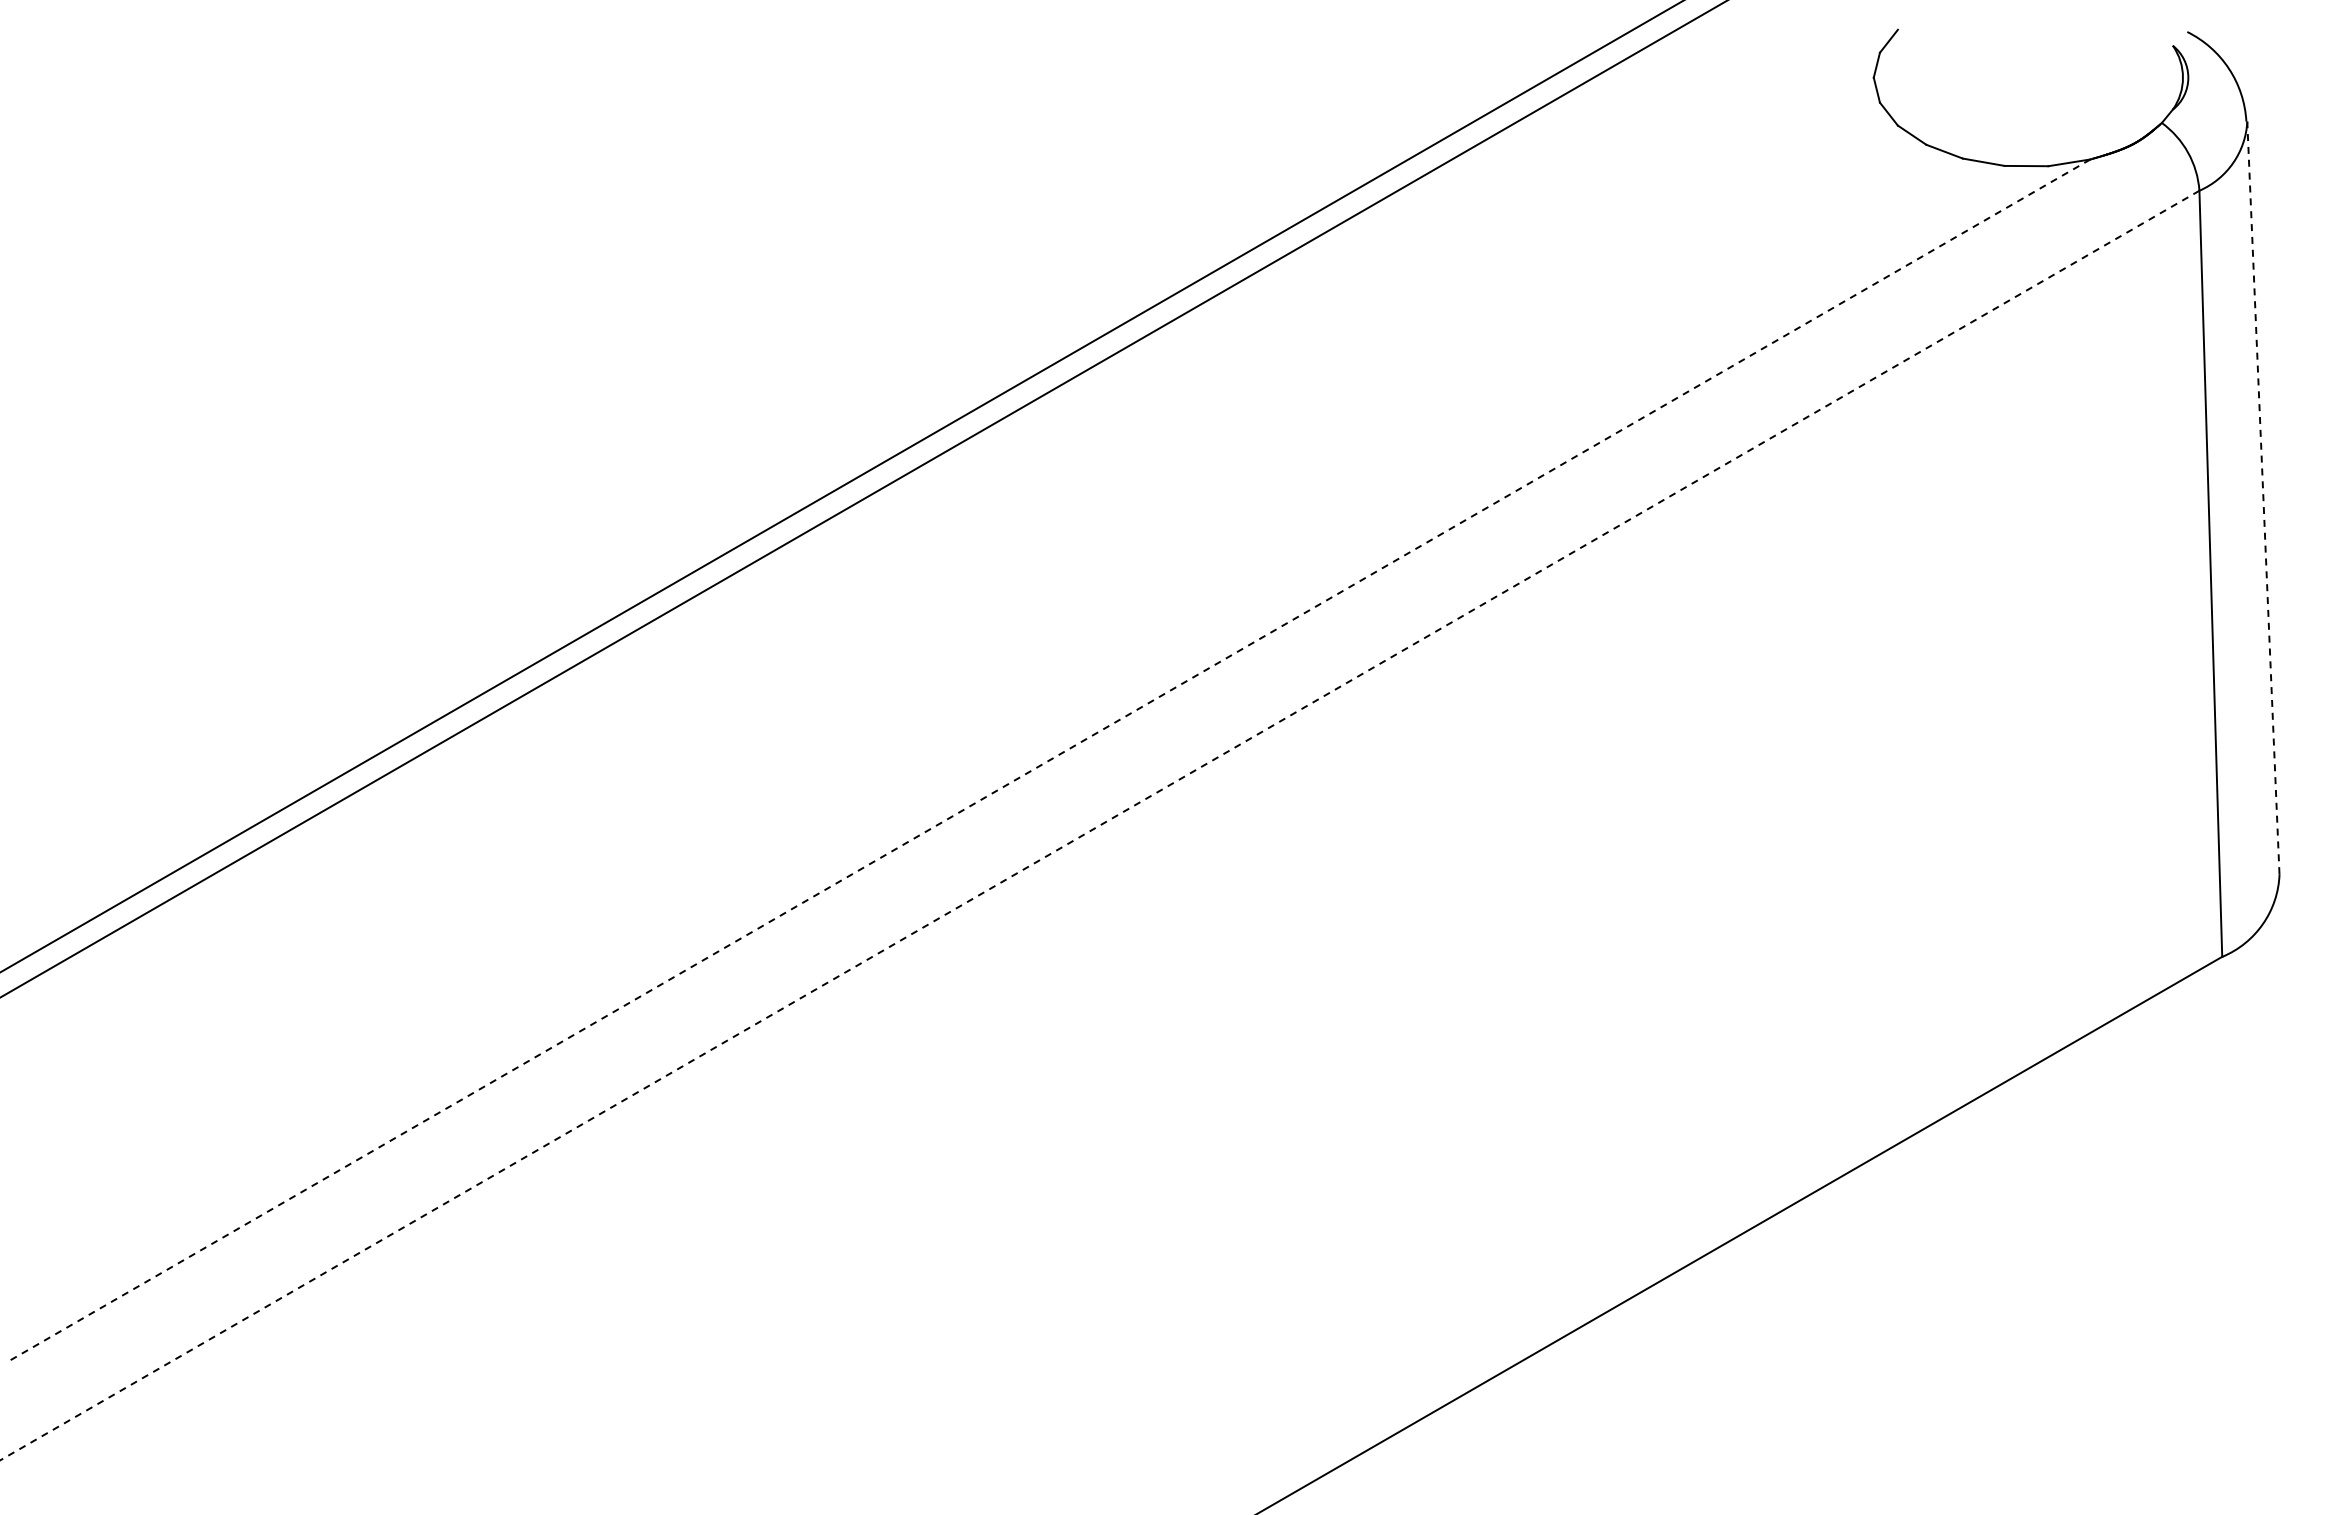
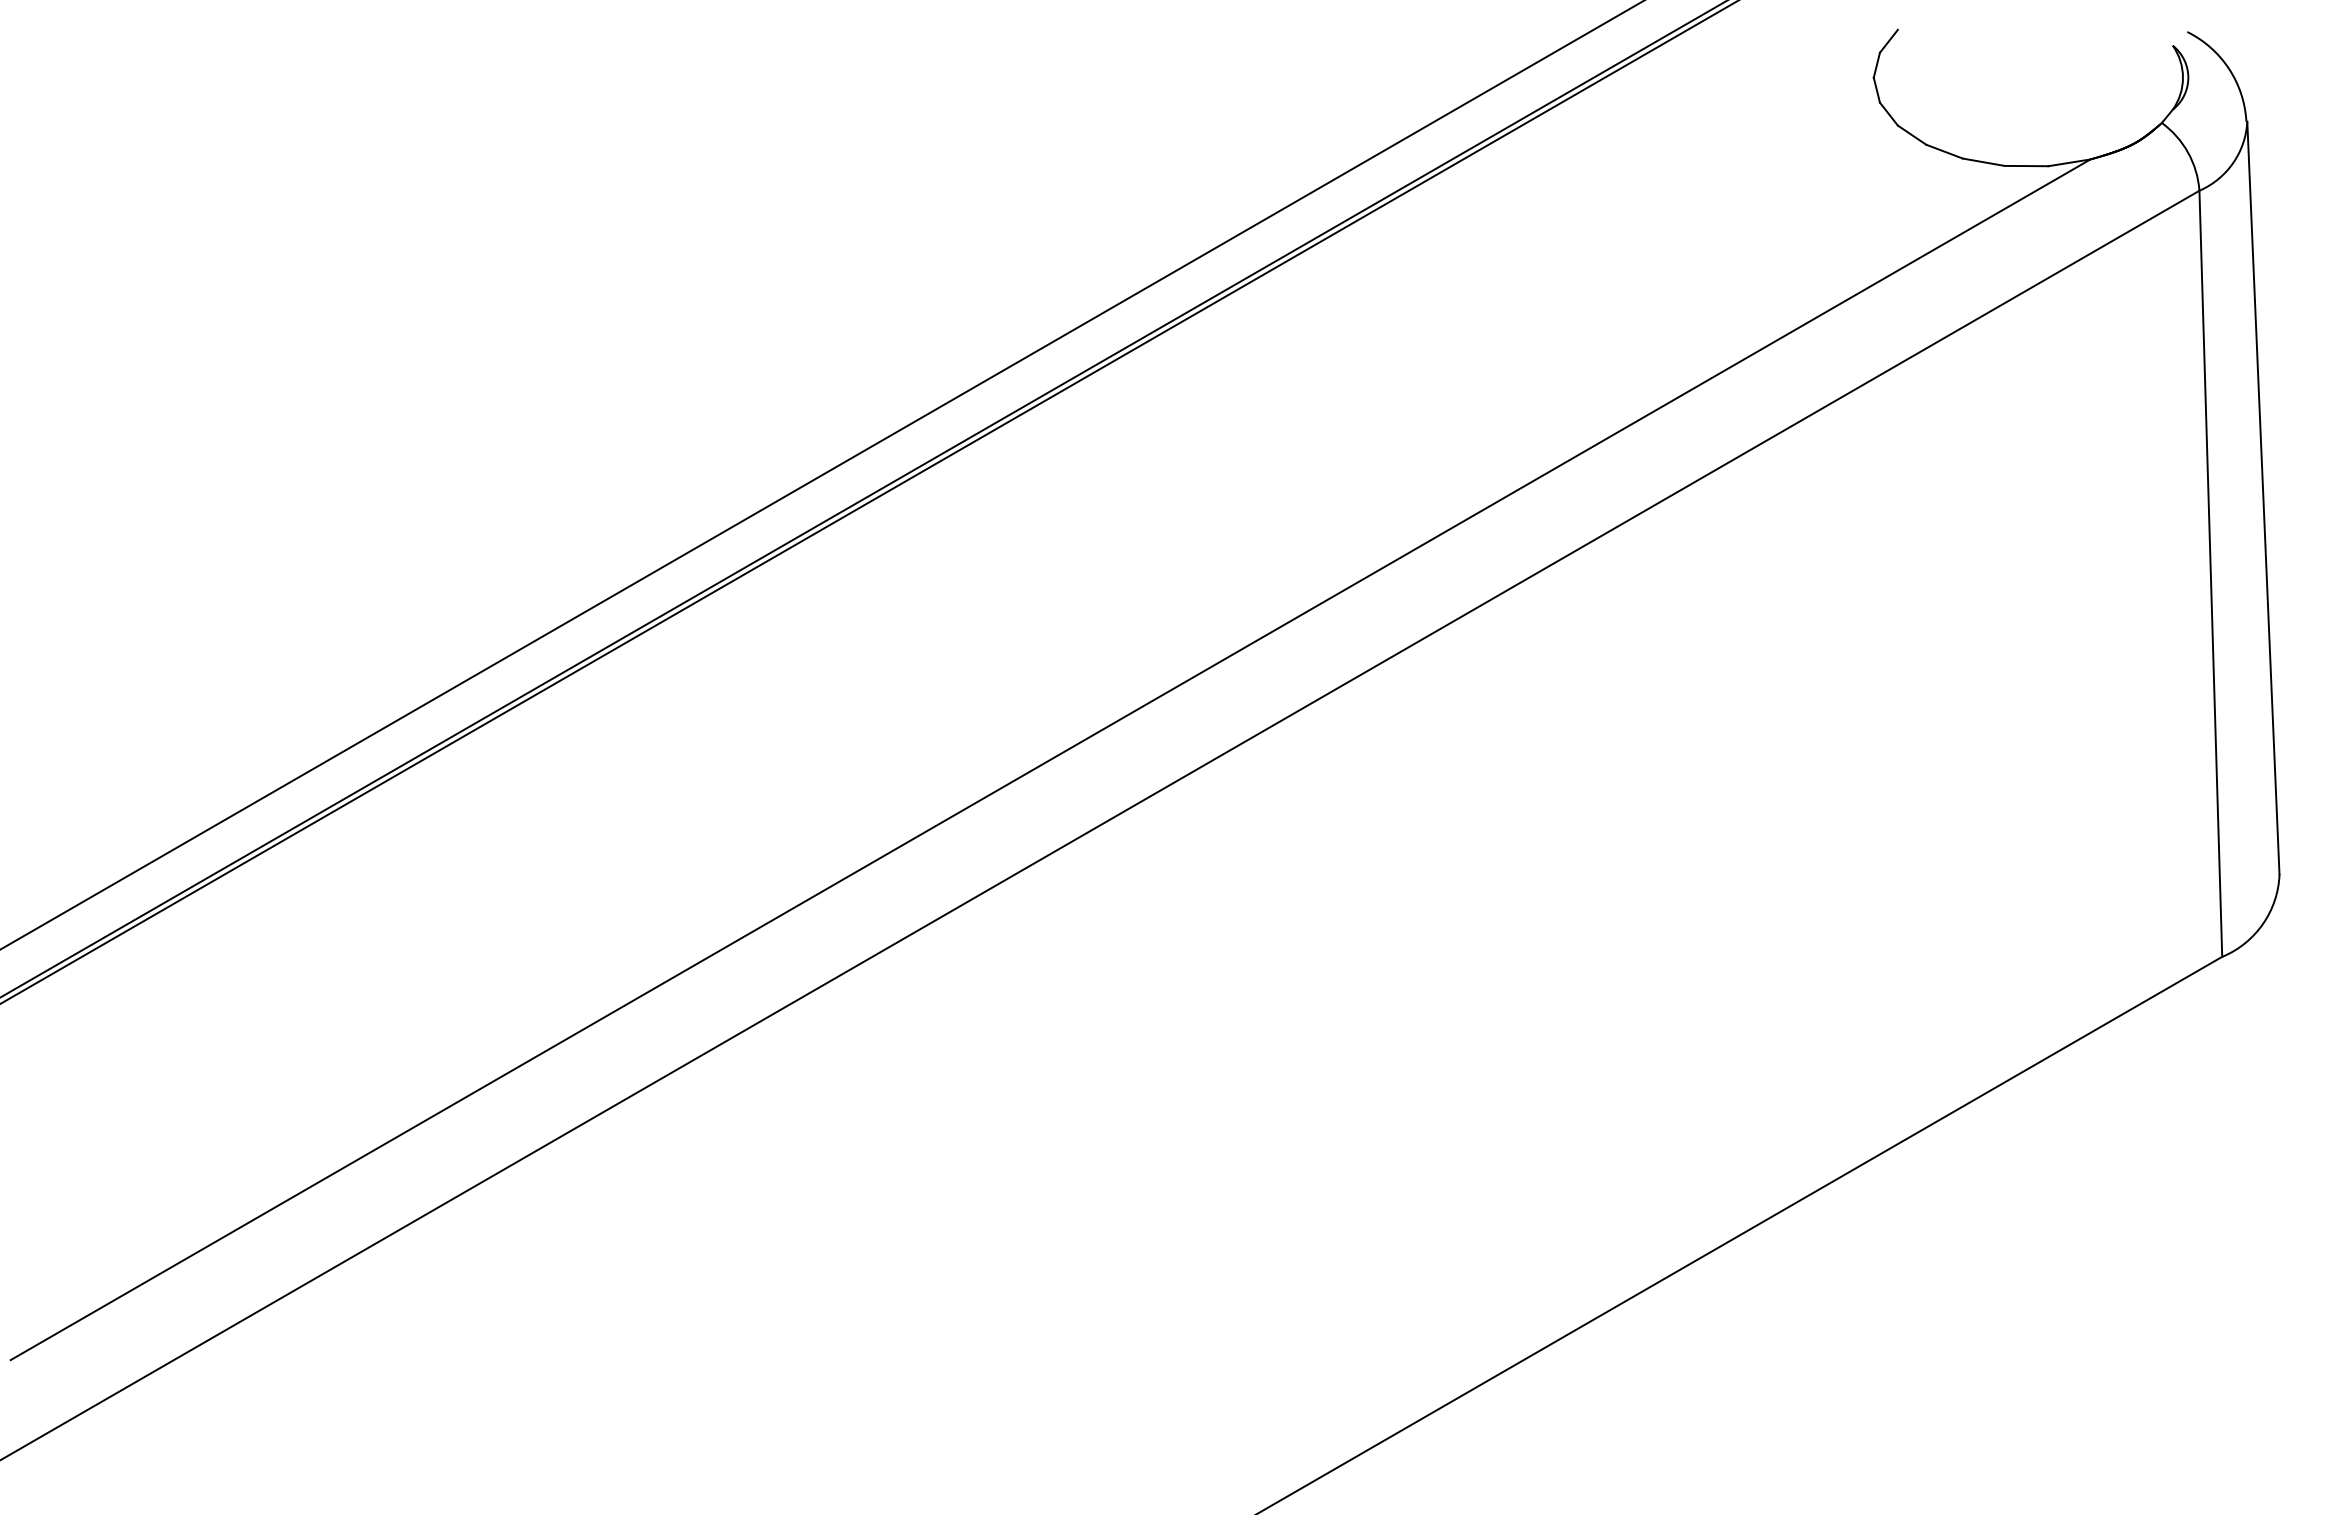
line position: (841, 486) -> (821, 475) (821, 475)
line: dashed -> solid (2263, 497)
line: none -> present (868, 502)
line: dashed -> solid (1050, 759)
line: dashed -> solid (1099, 825)
